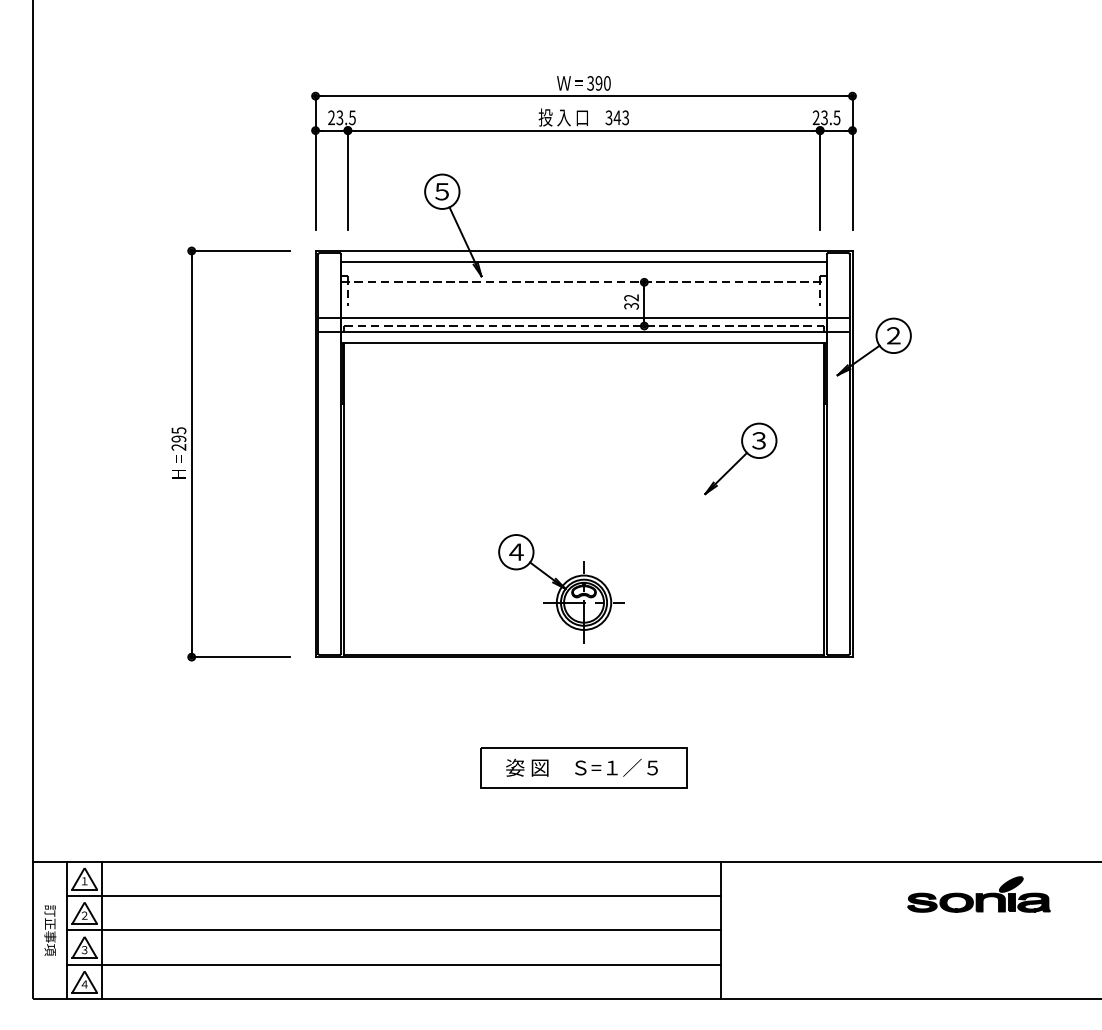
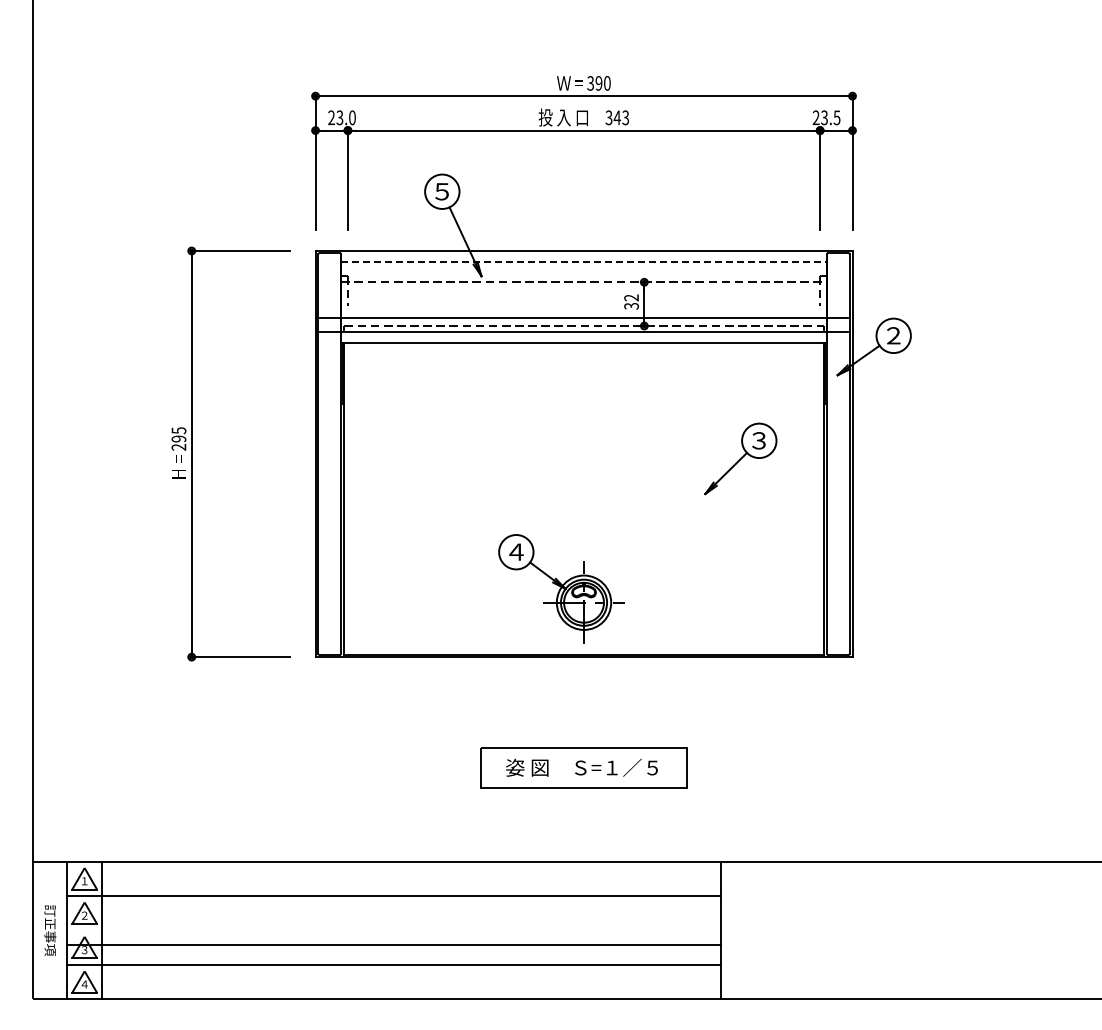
text: 23.5 -> 23.0 (351, 117)
line: solid -> dashed (584, 262)
part: present -> none (978, 894)
line position: (394, 930) -> (394, 945) (394, 945)
